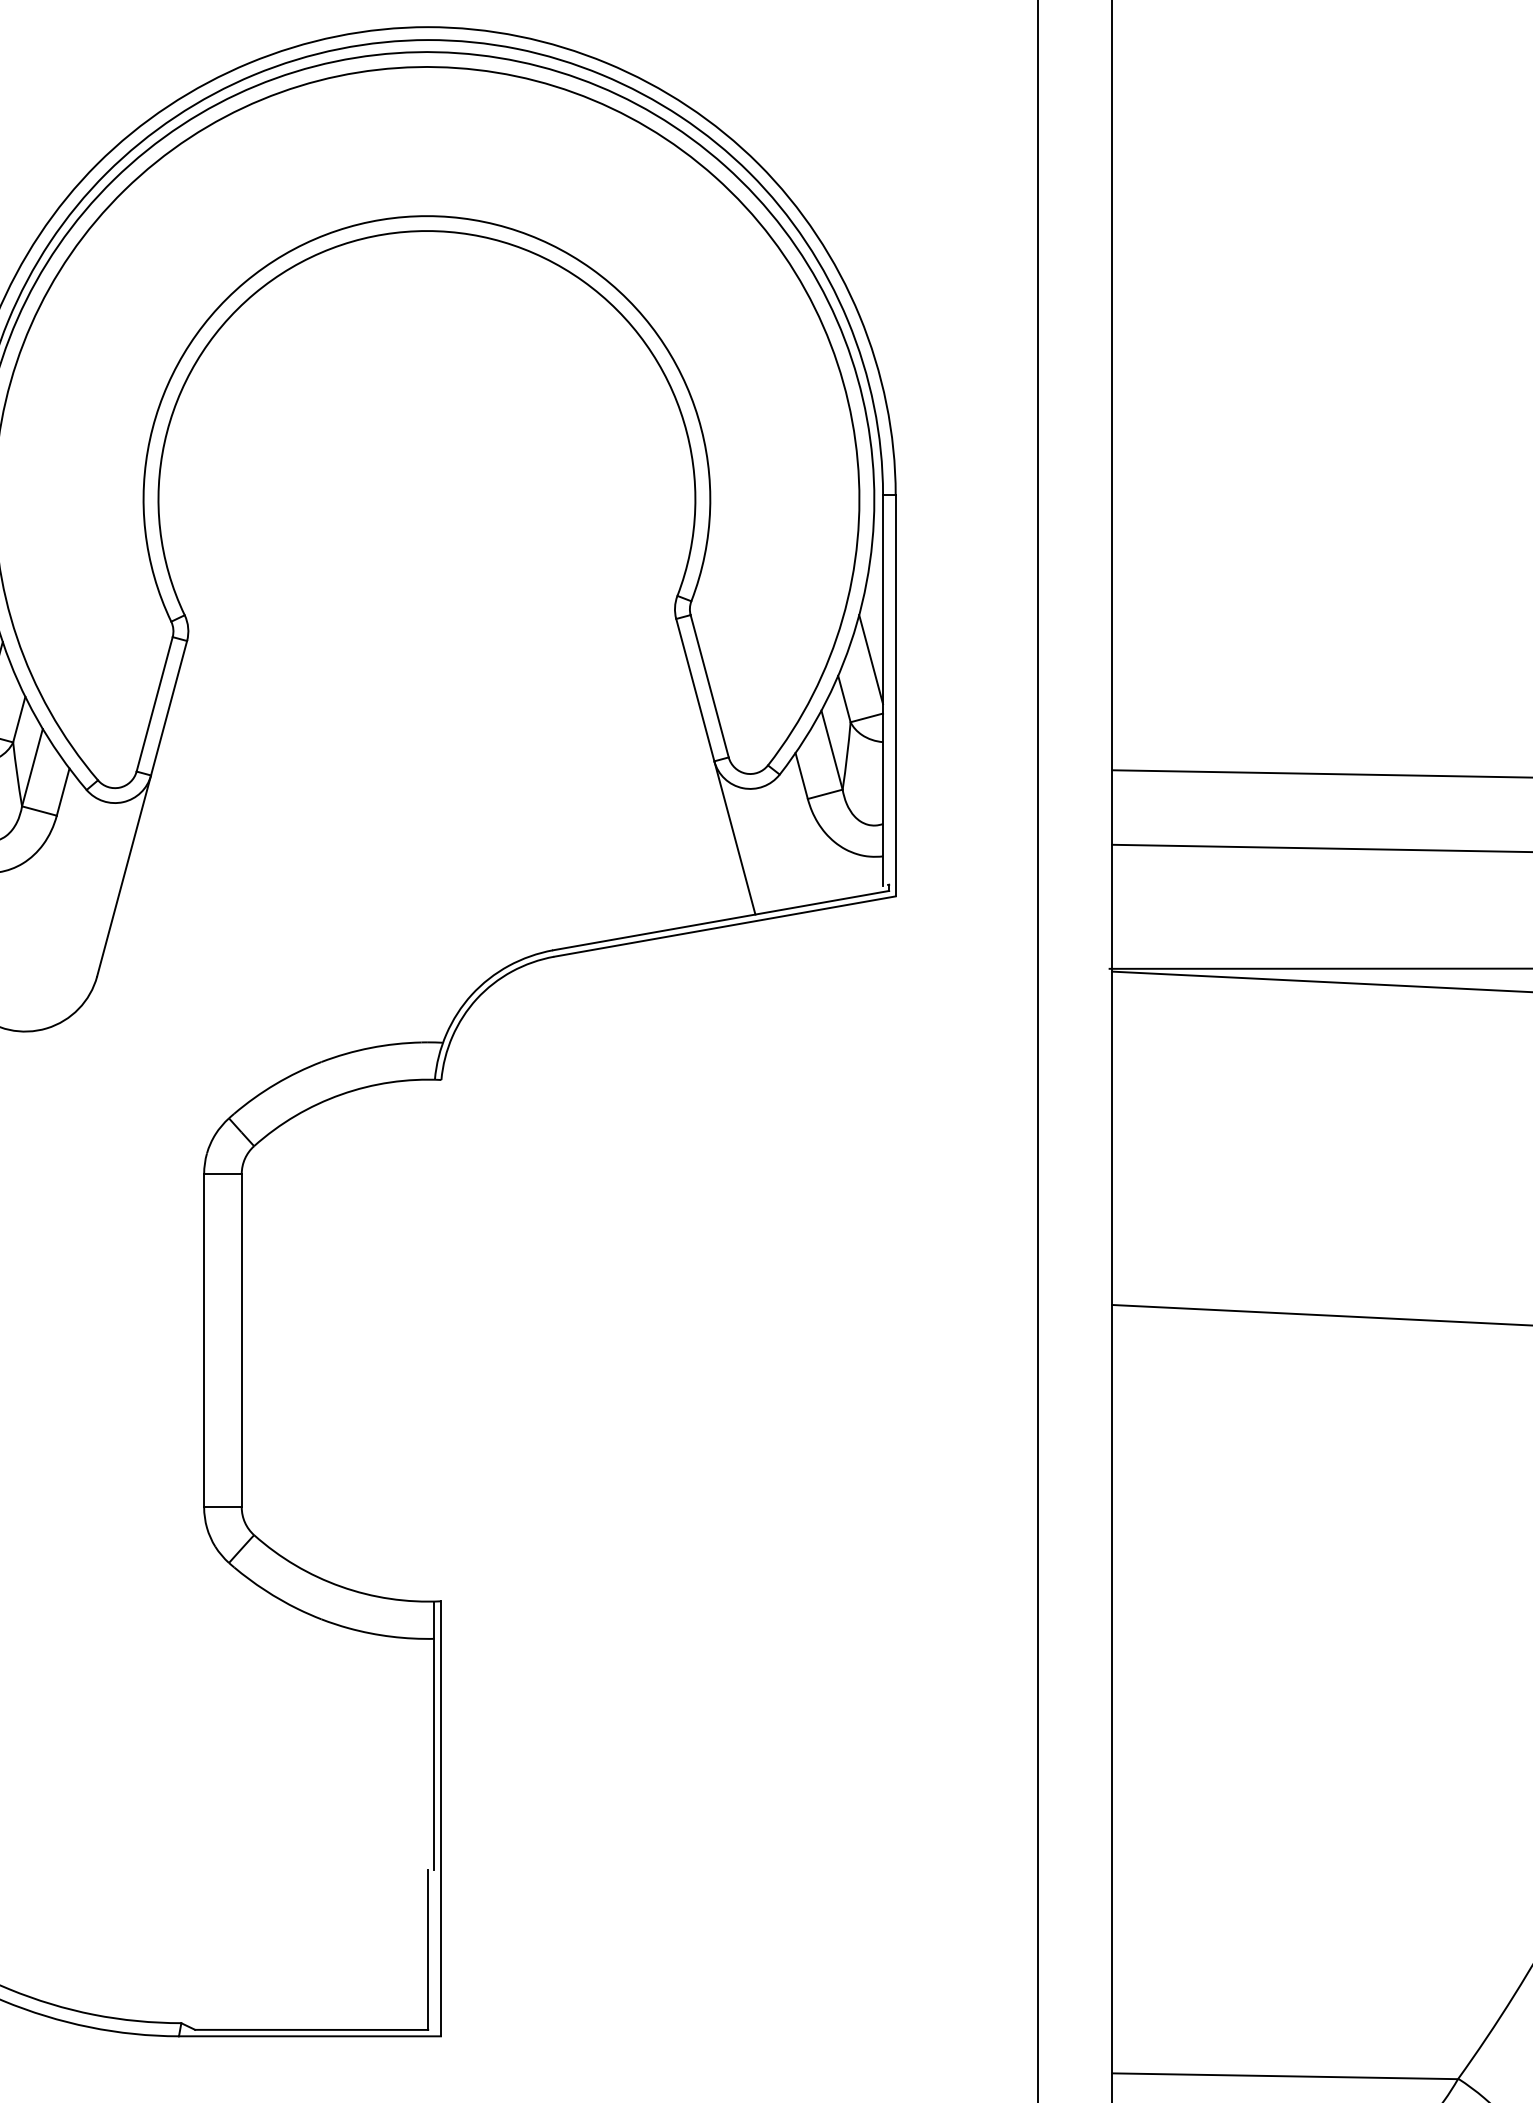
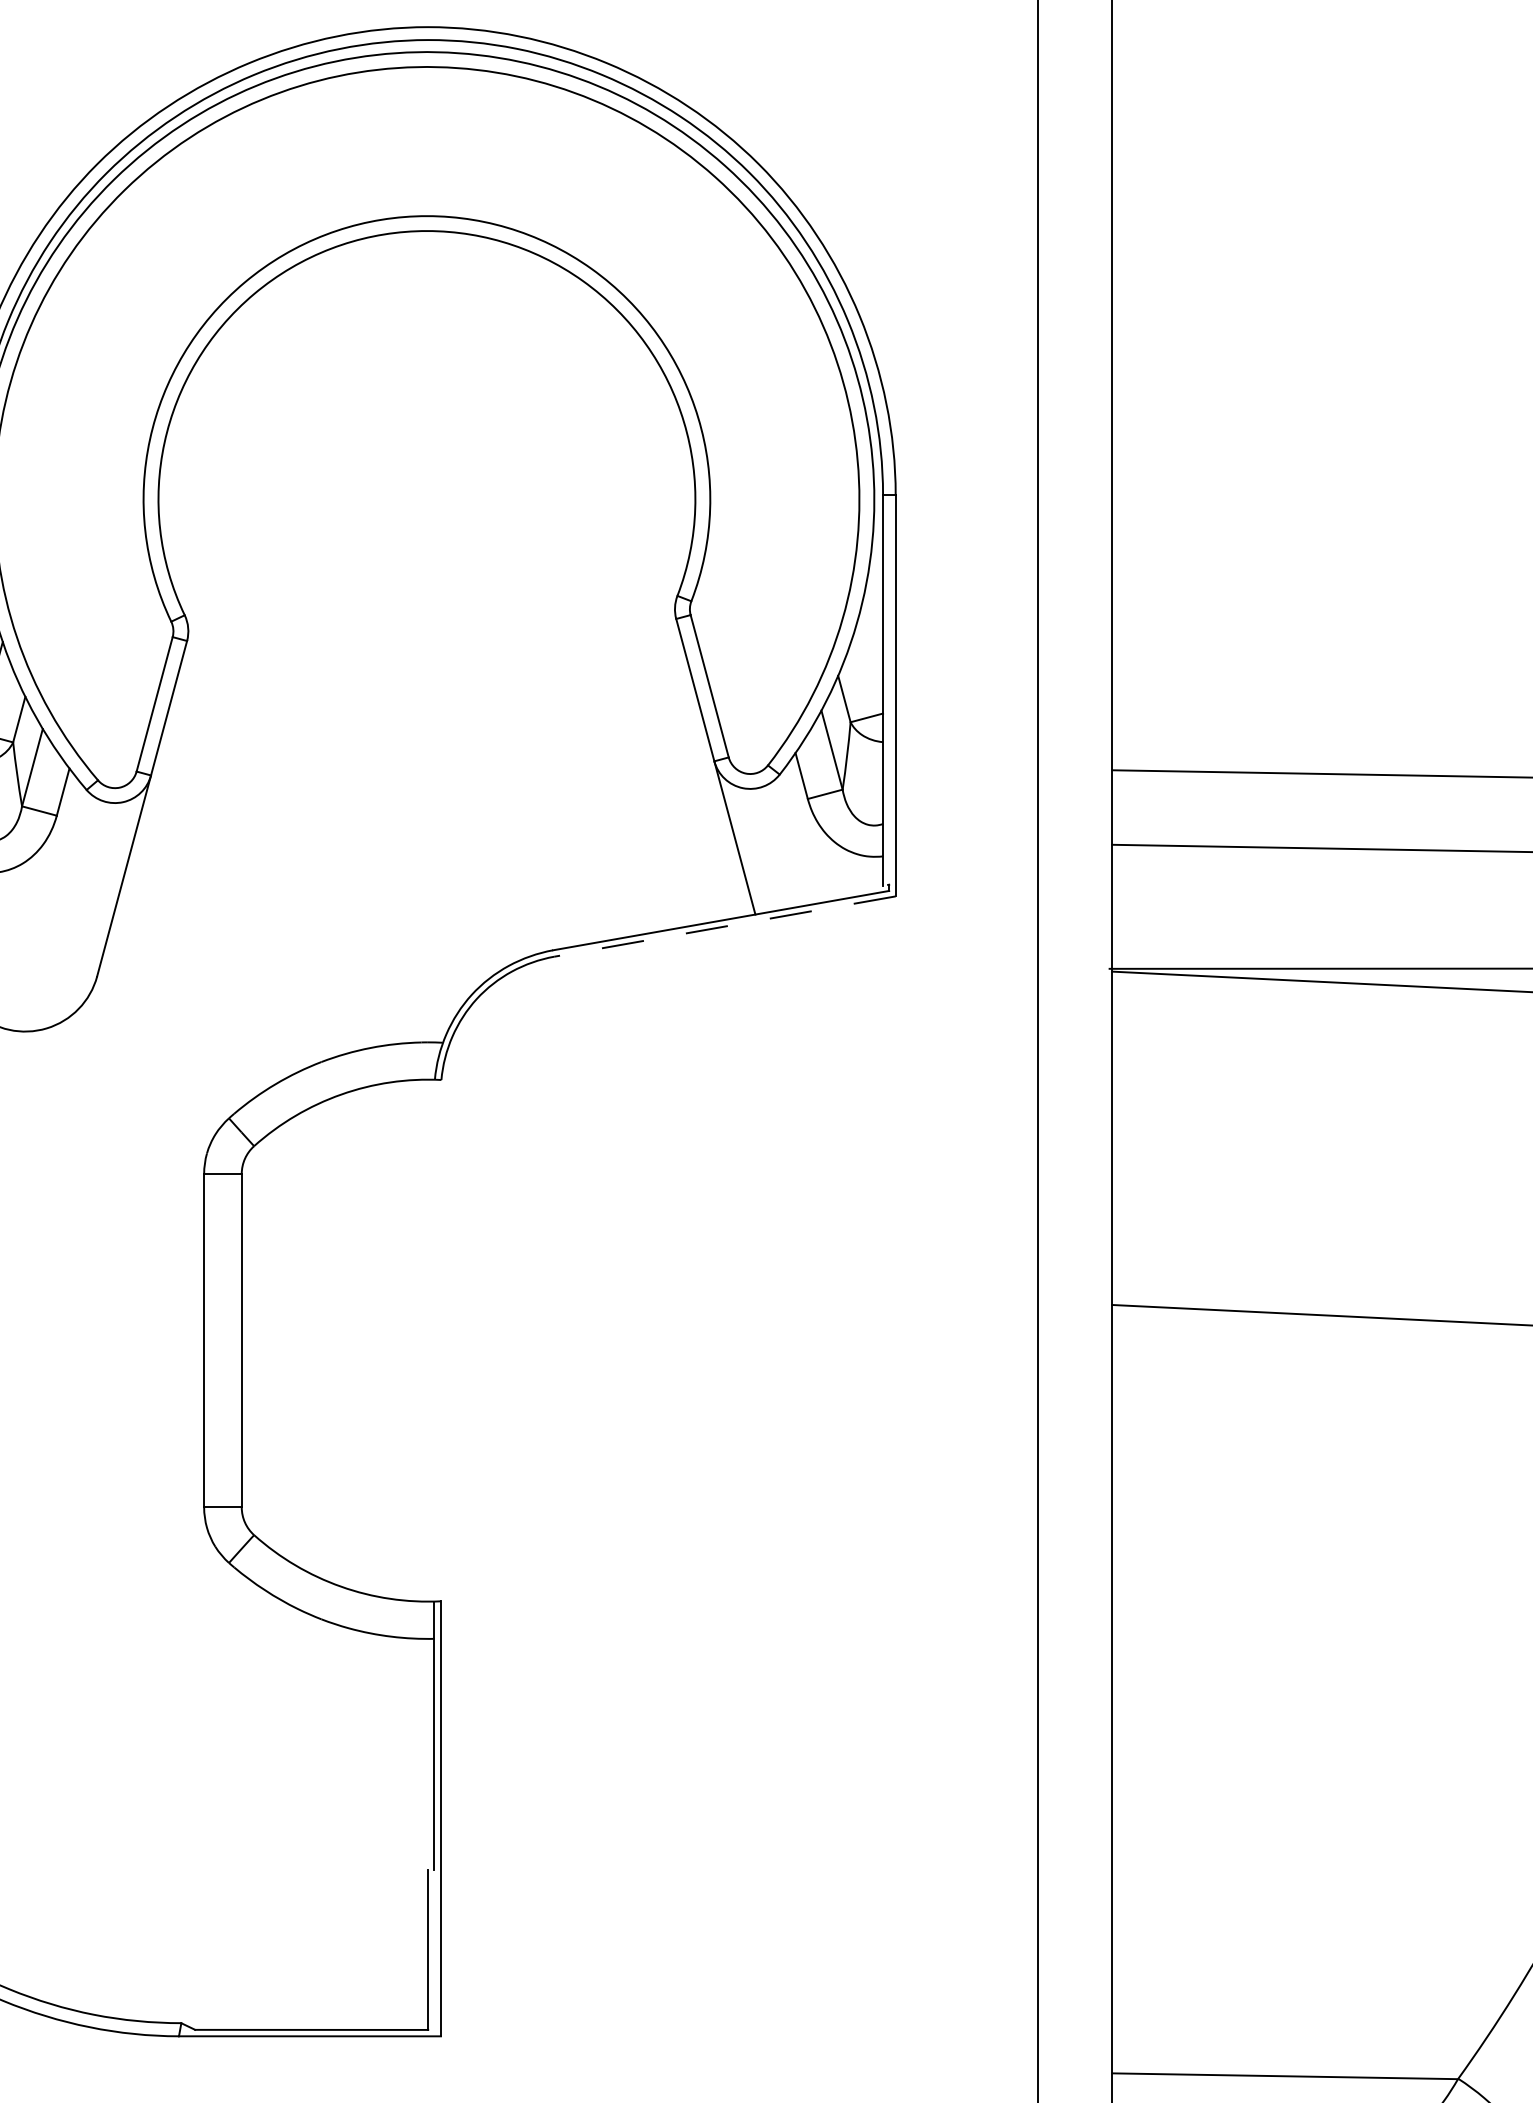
line: present -> none (871, 659)
line: solid -> dashed (724, 926)
